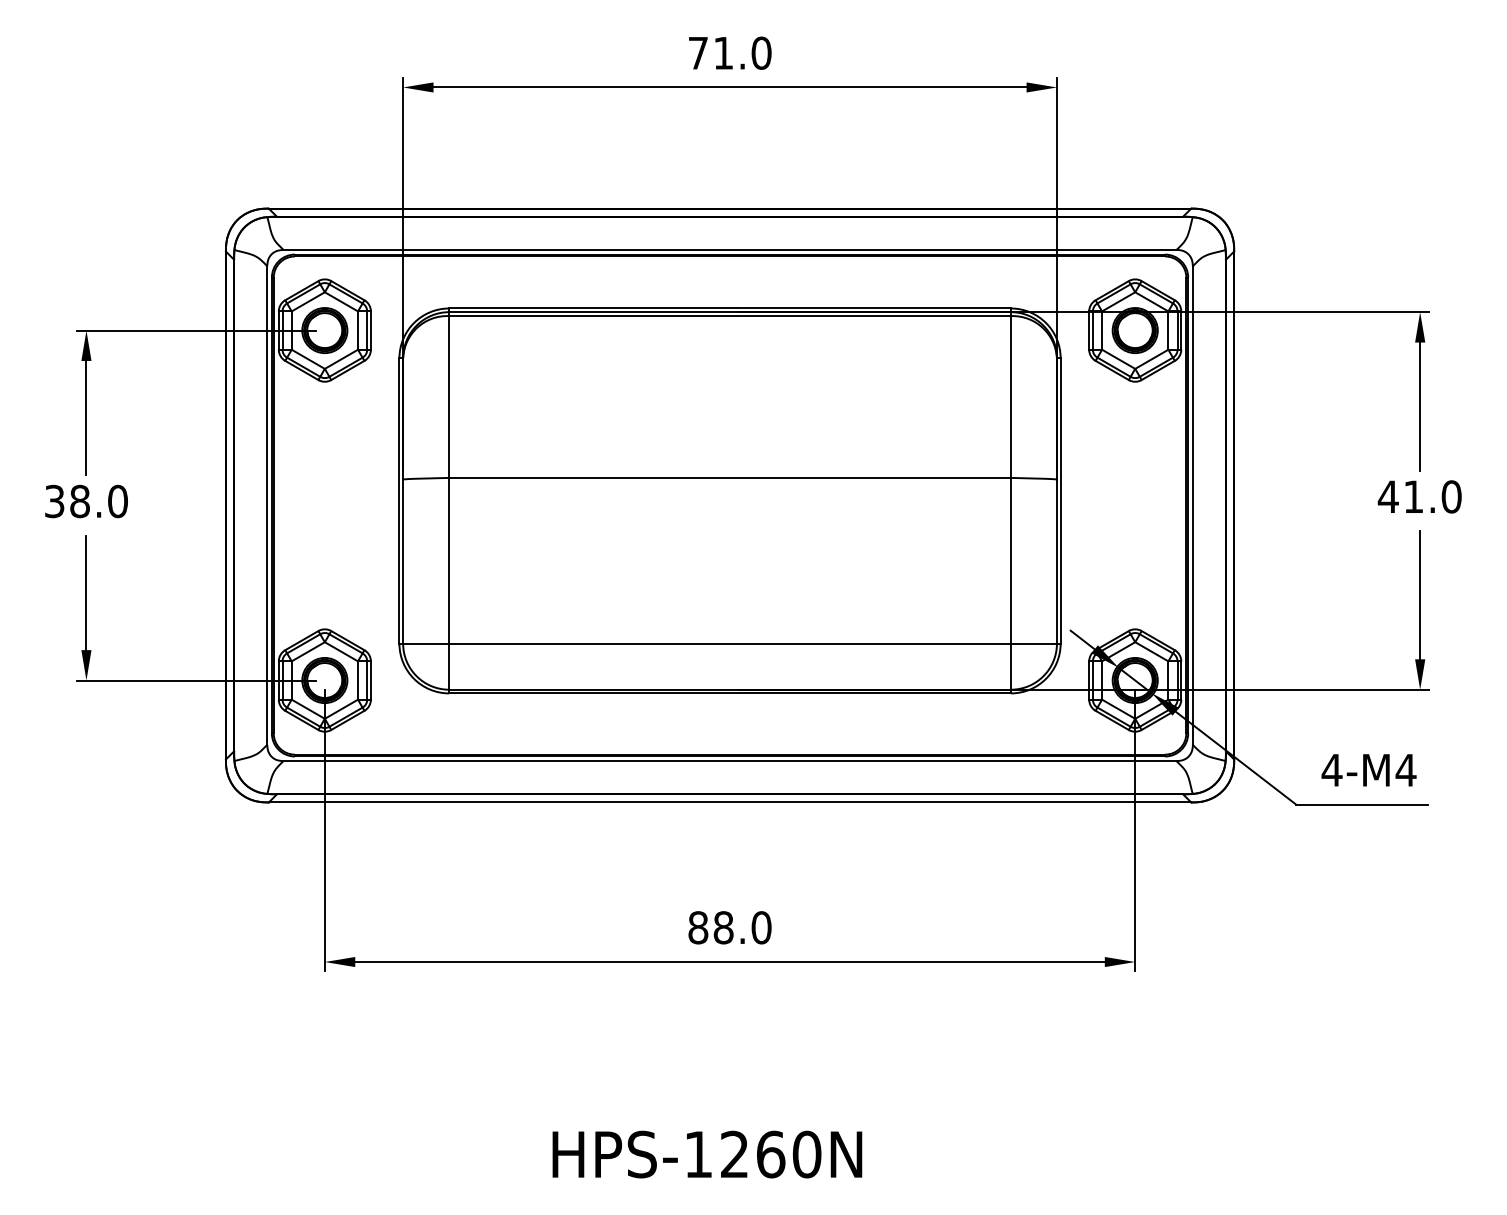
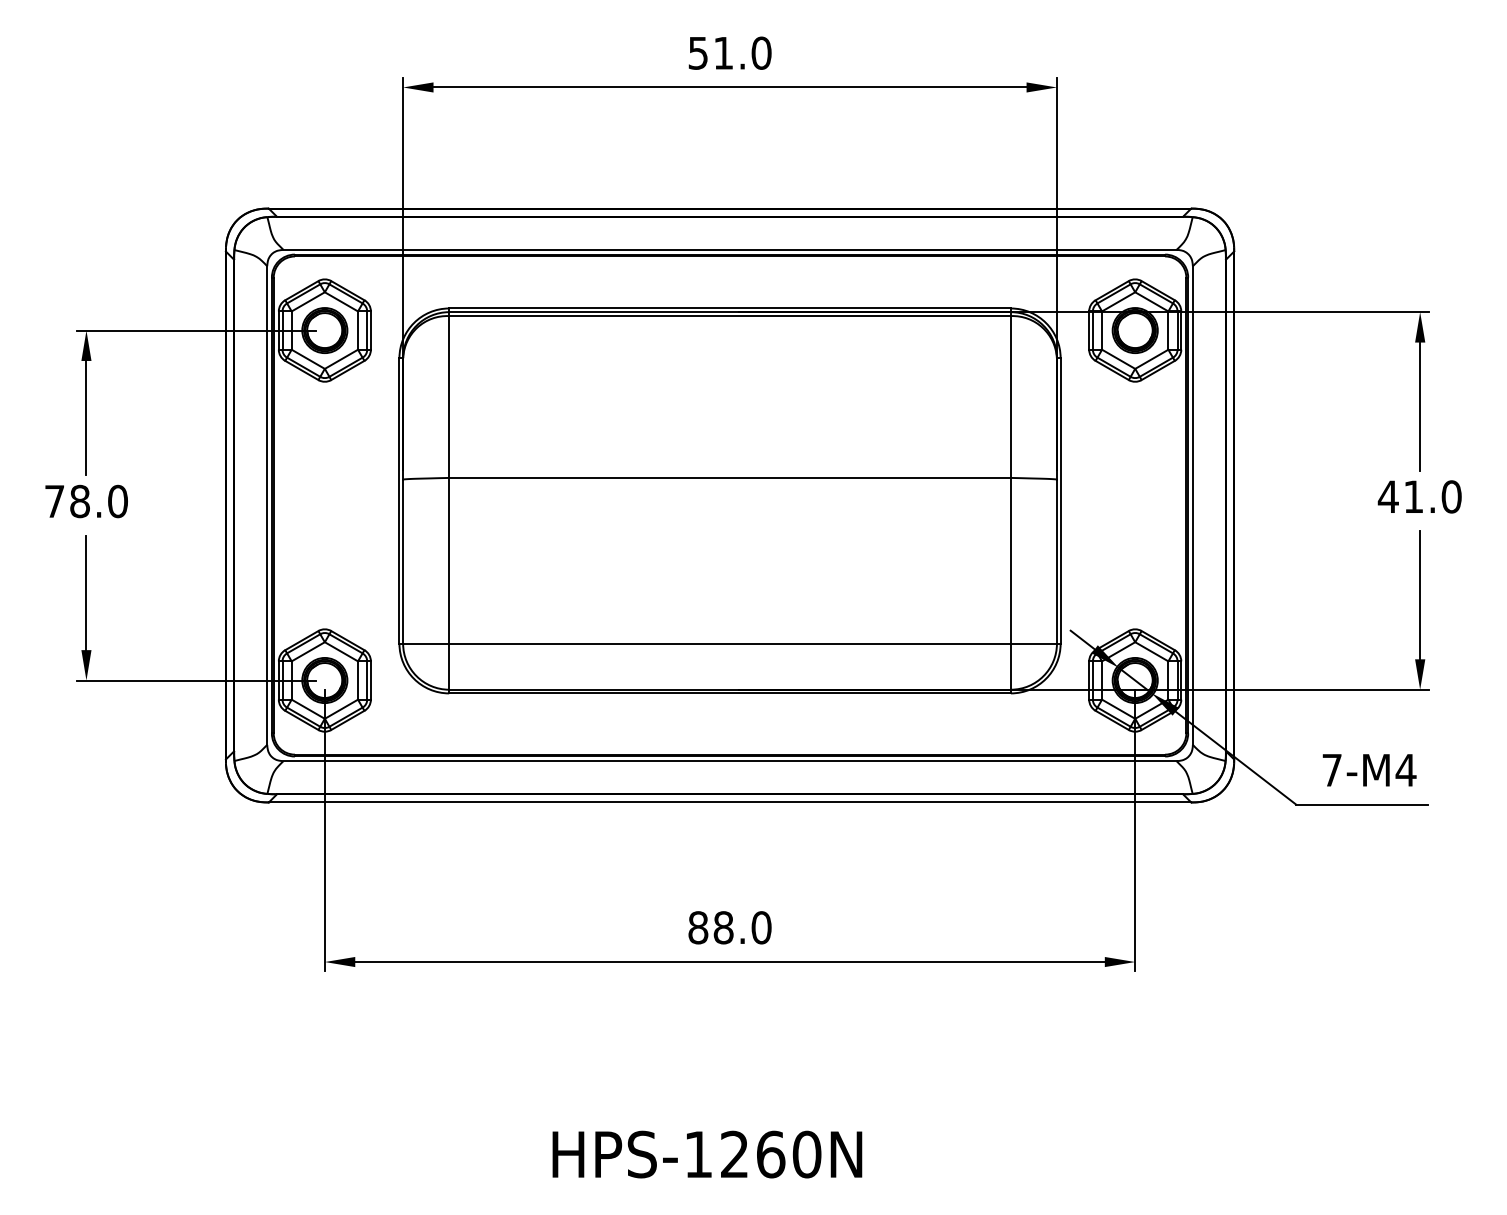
text: 71.0 -> 51.0 (697, 53)
text: 38.0 -> 78.0 (54, 501)
text: 4-M4 -> 7-M4 (1331, 770)
